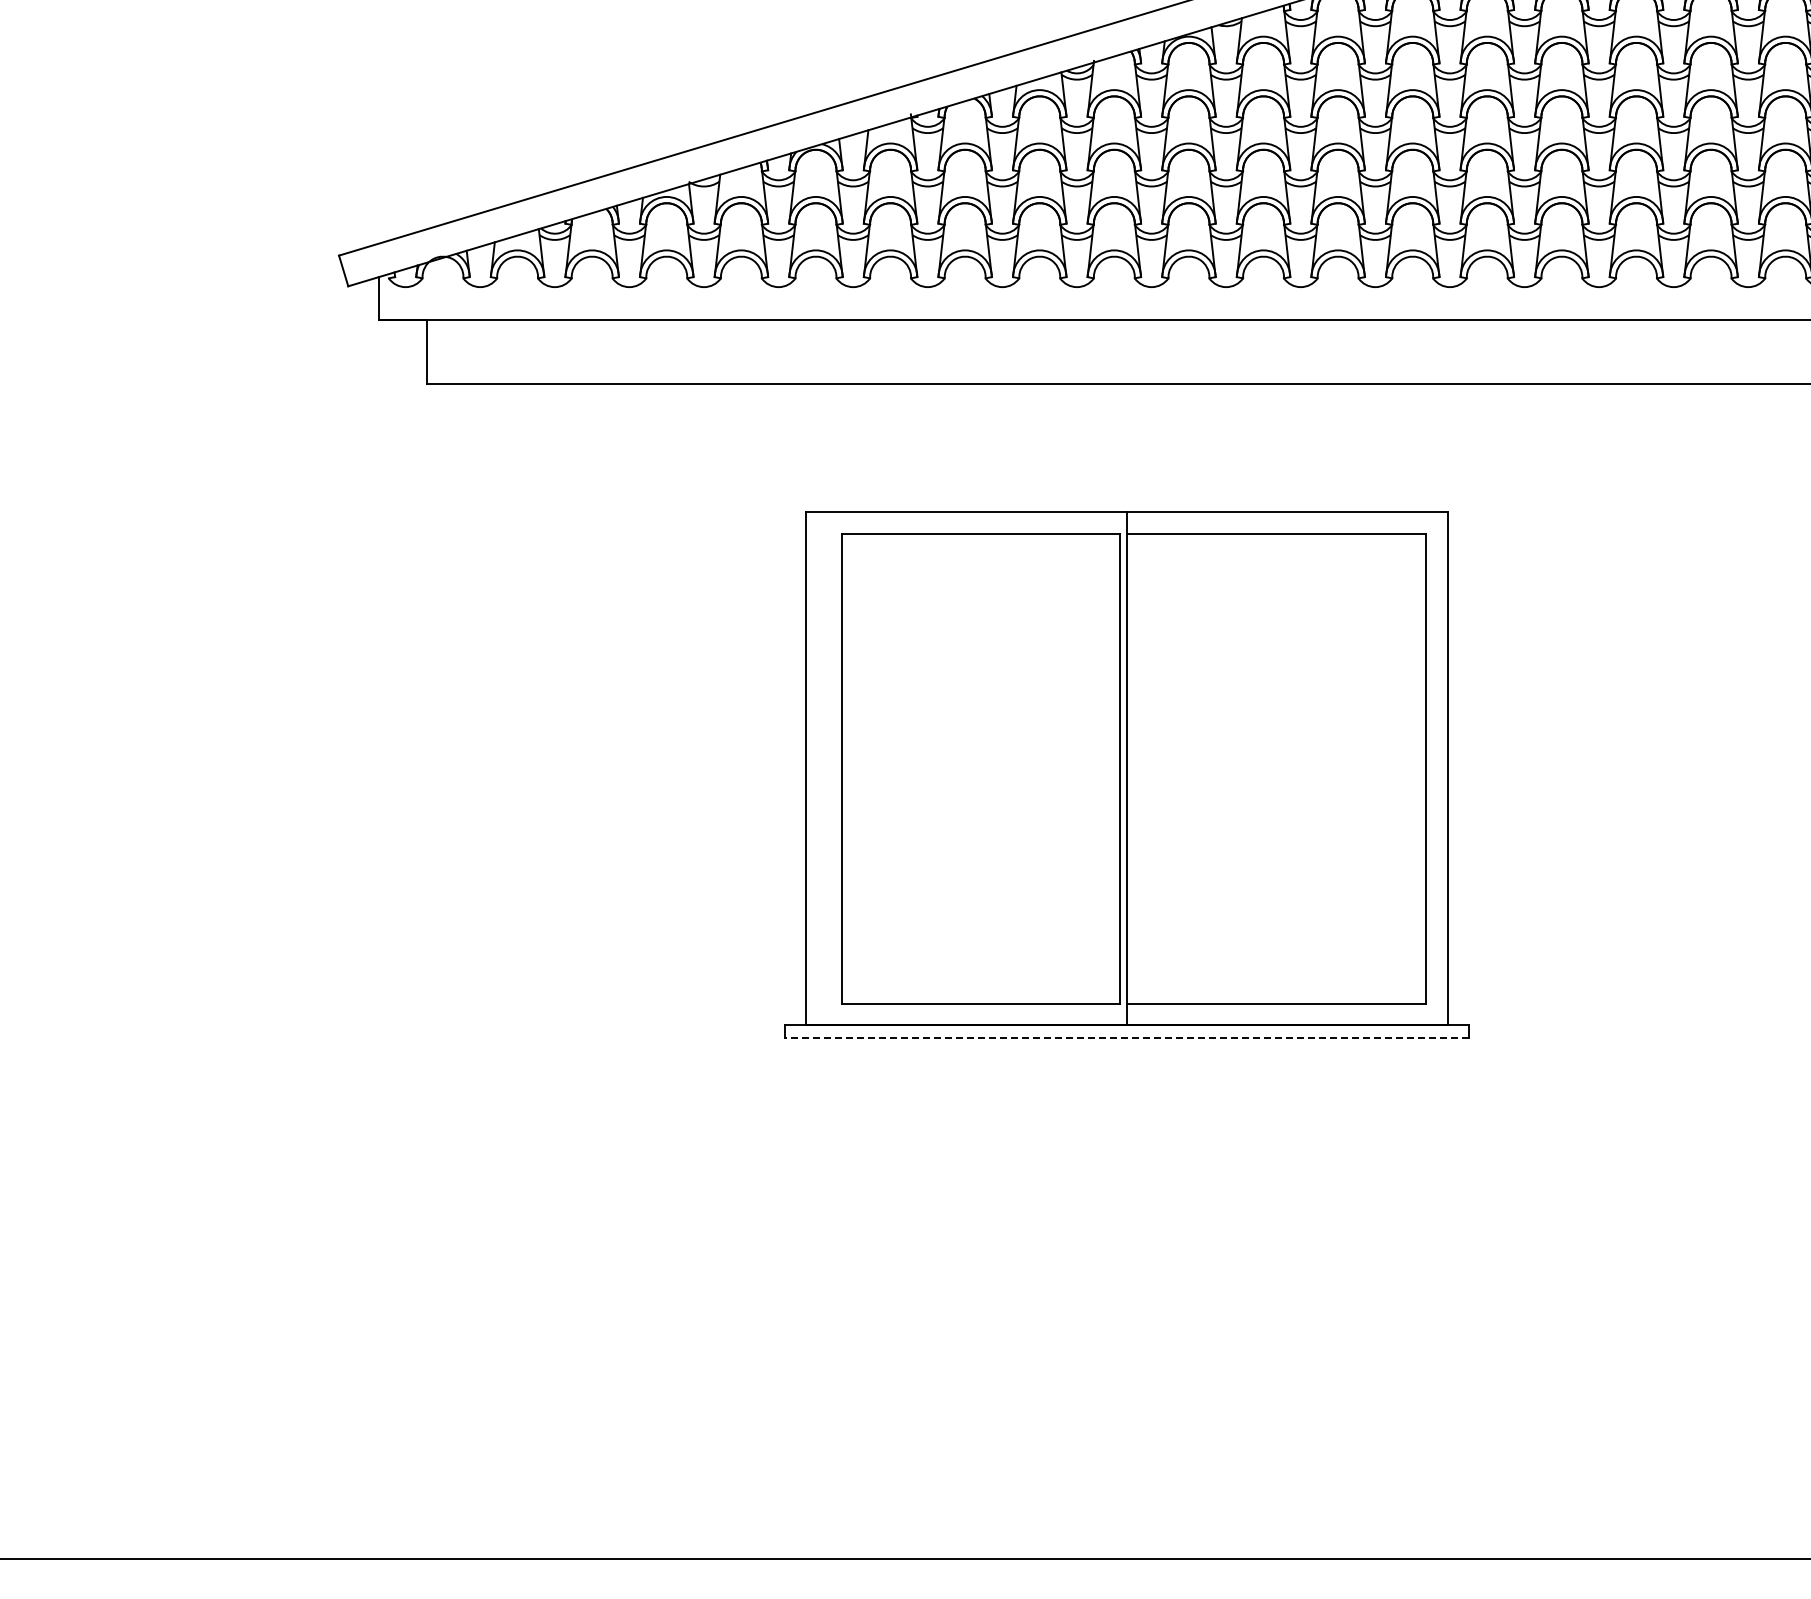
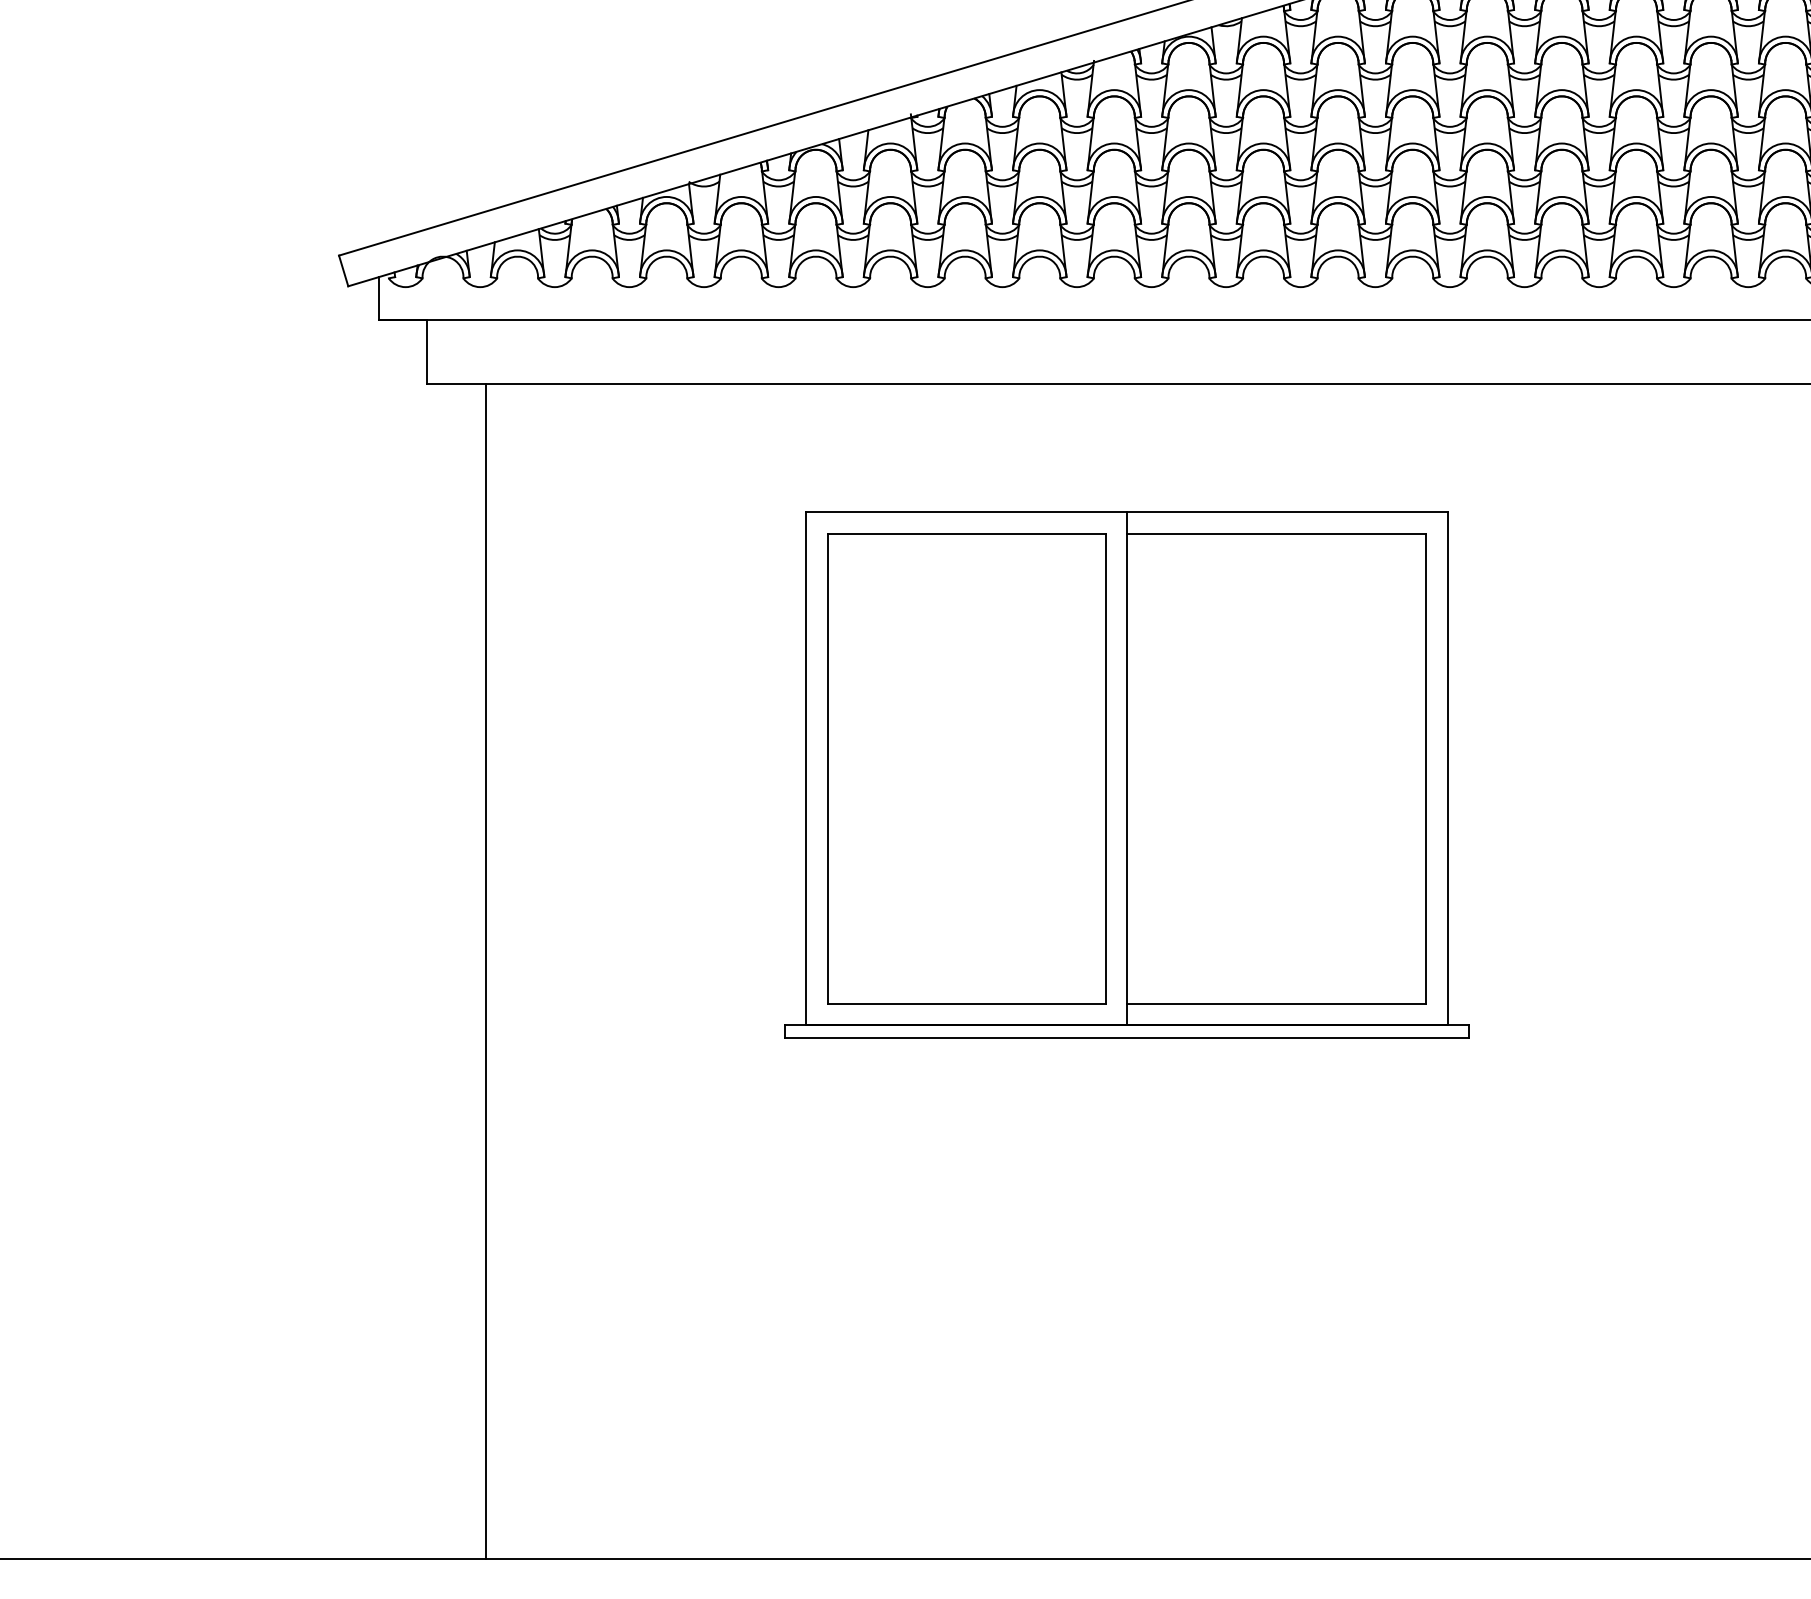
part position: (980, 768) -> (966, 768) (966, 768)
line: none -> present (485, 971)
line: dashed -> solid (1127, 1037)
